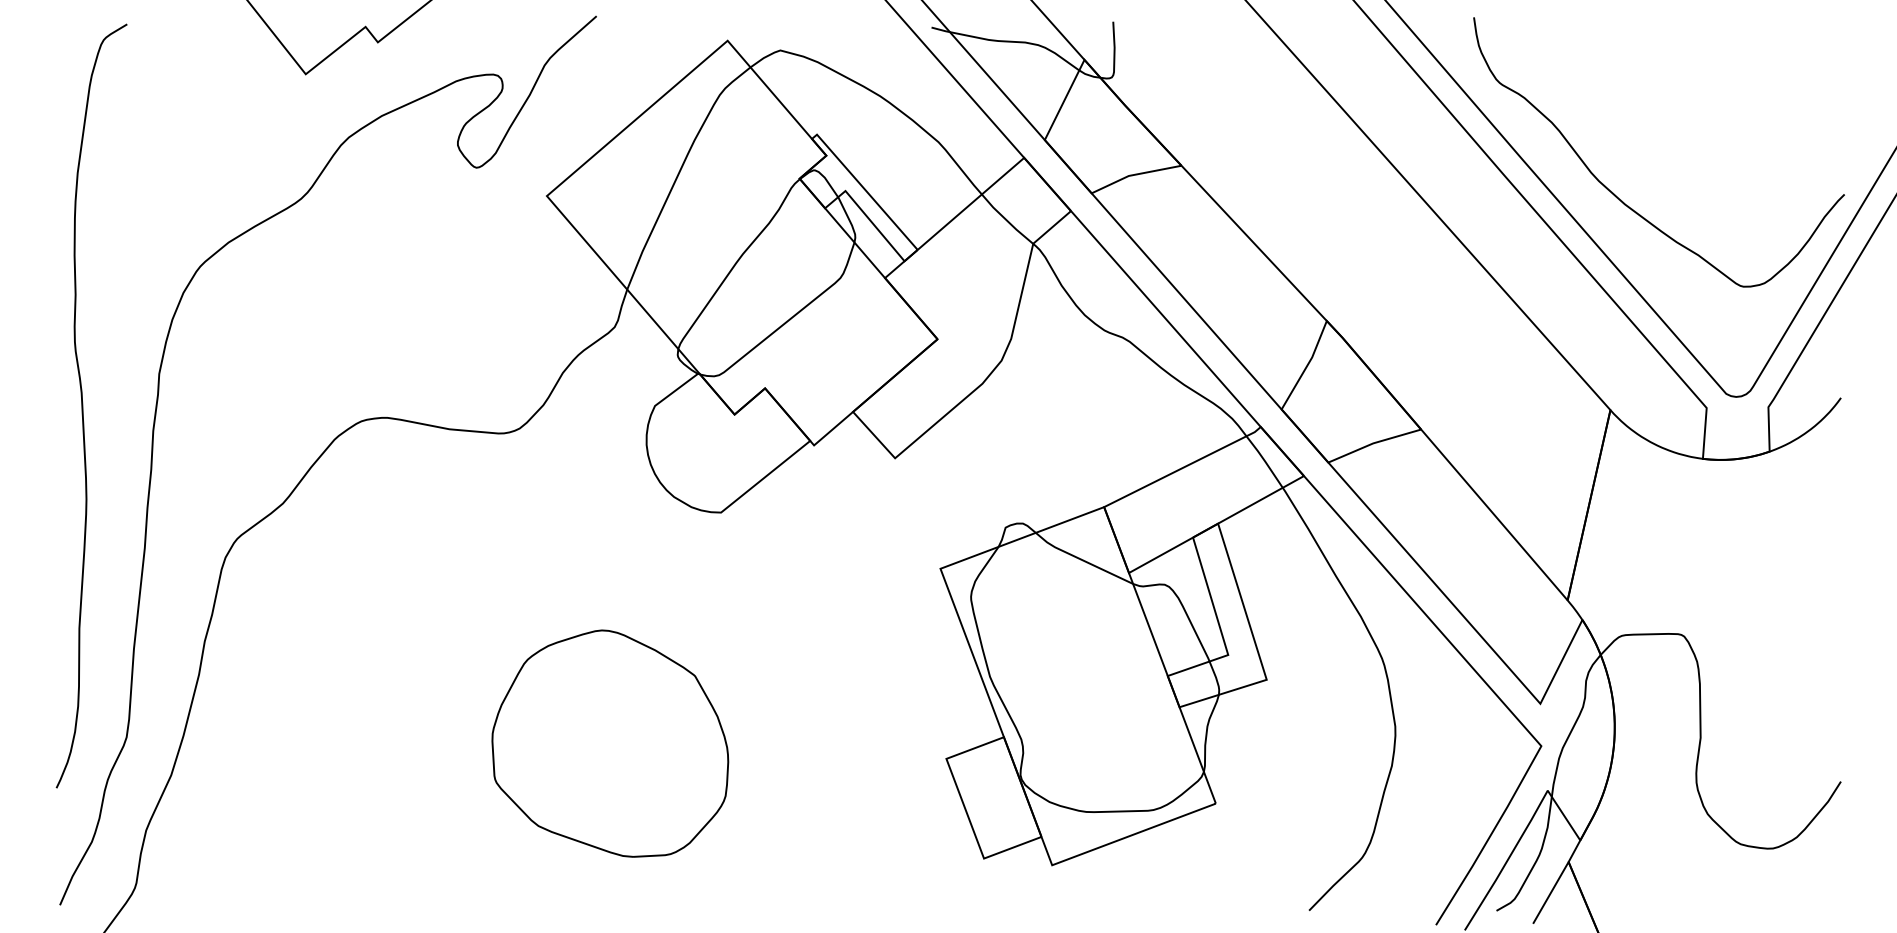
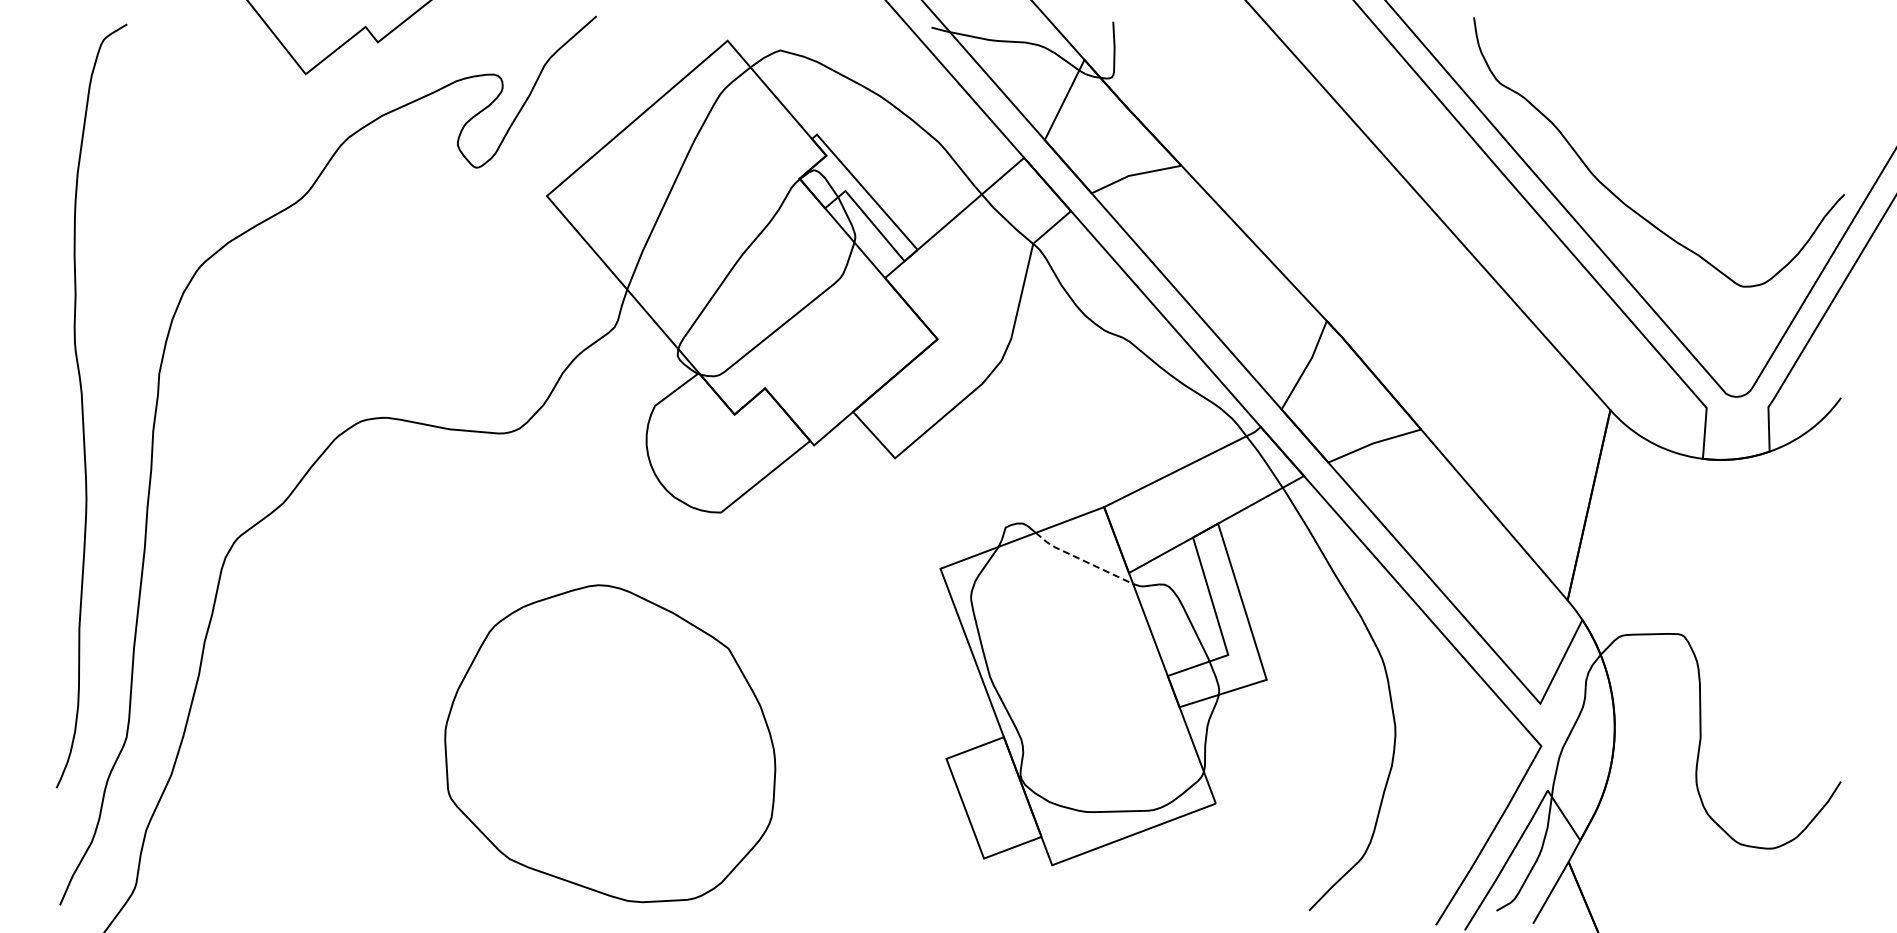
line: solid -> dashed (1082, 559)
part size: 239x229 px -> 333x320 px (610, 743)
